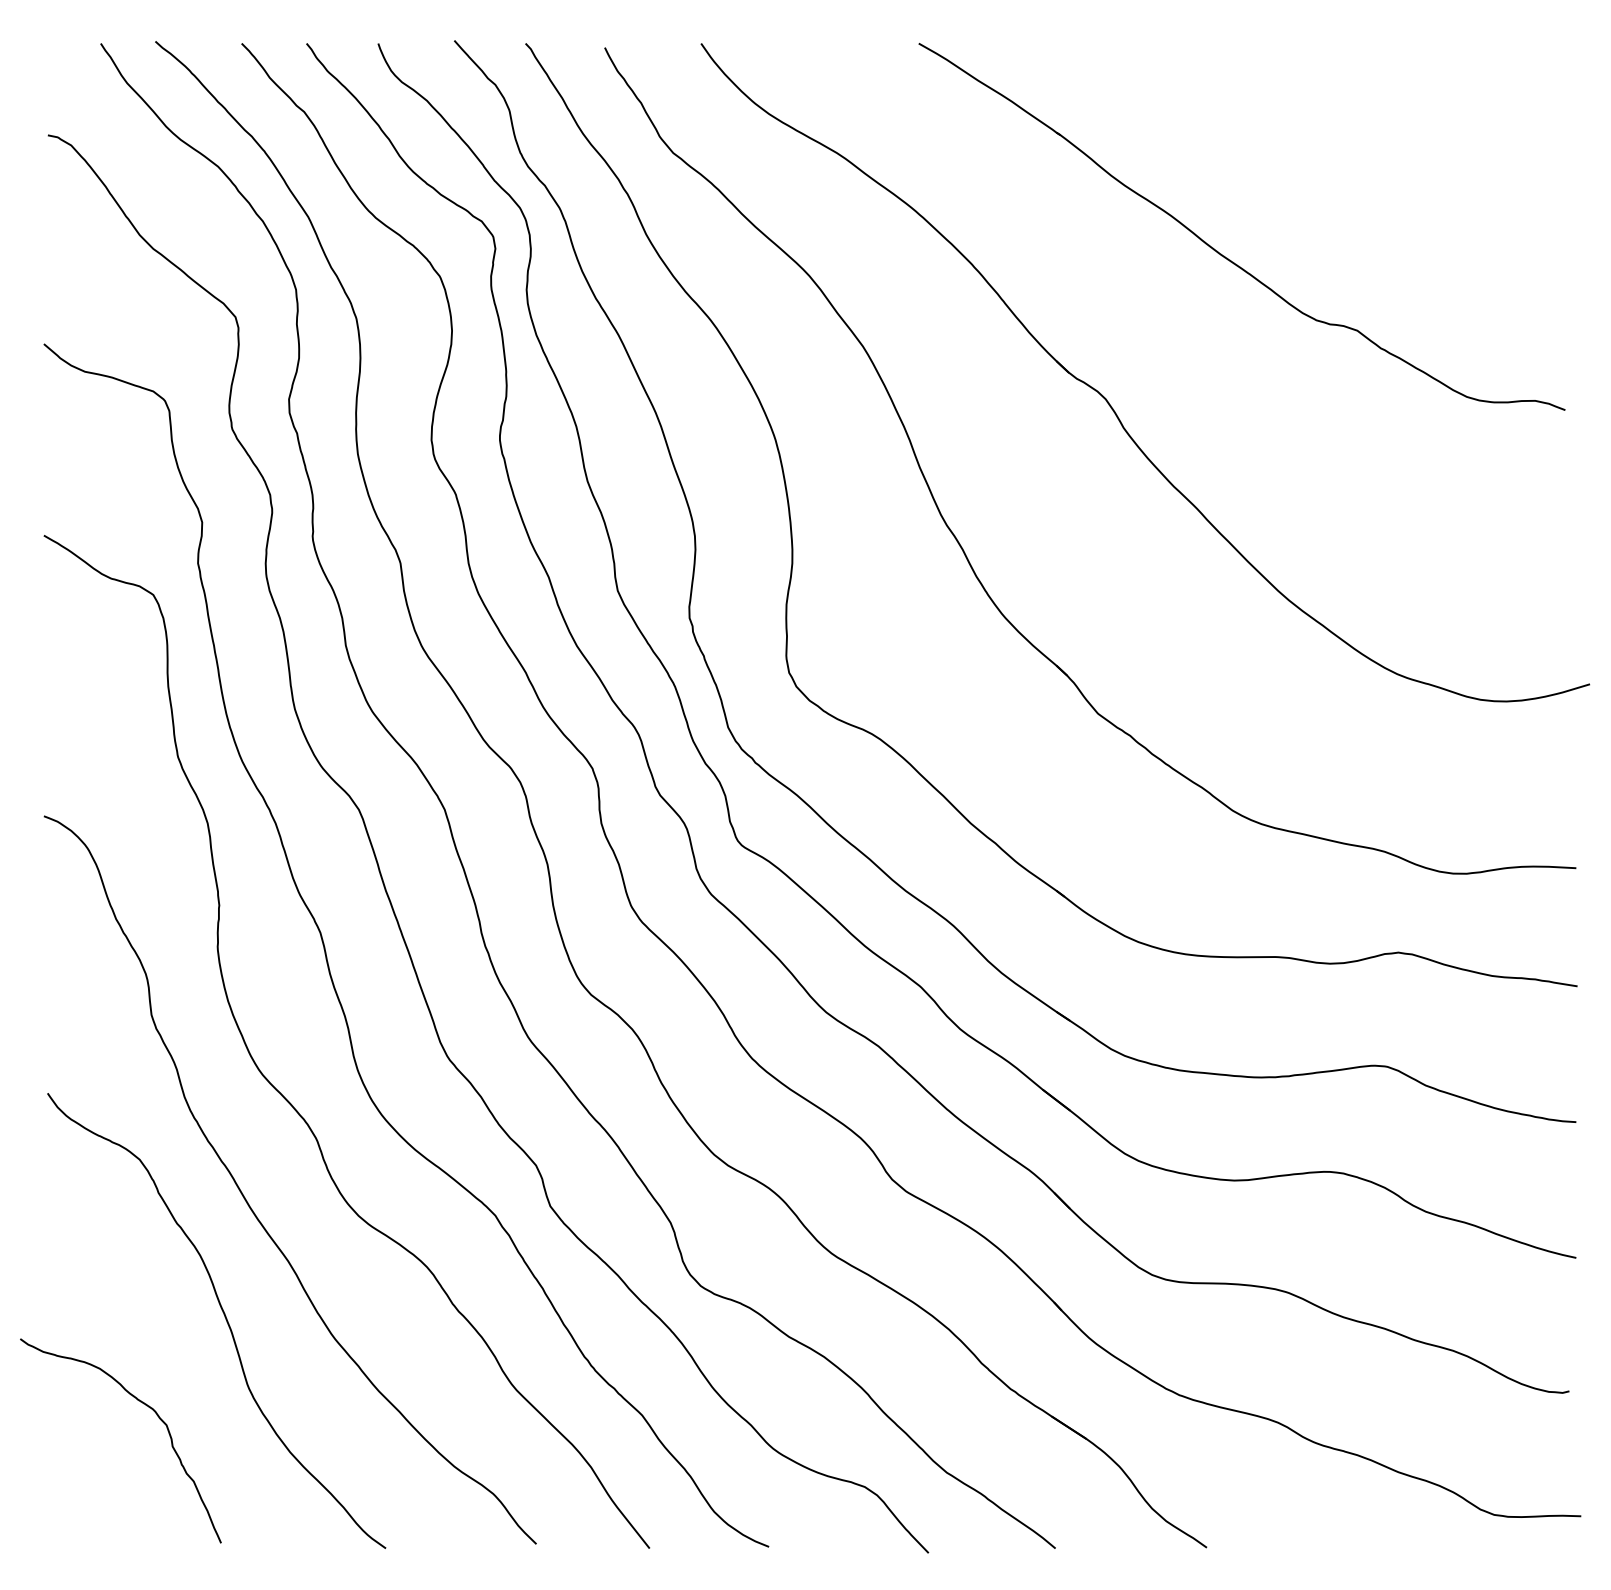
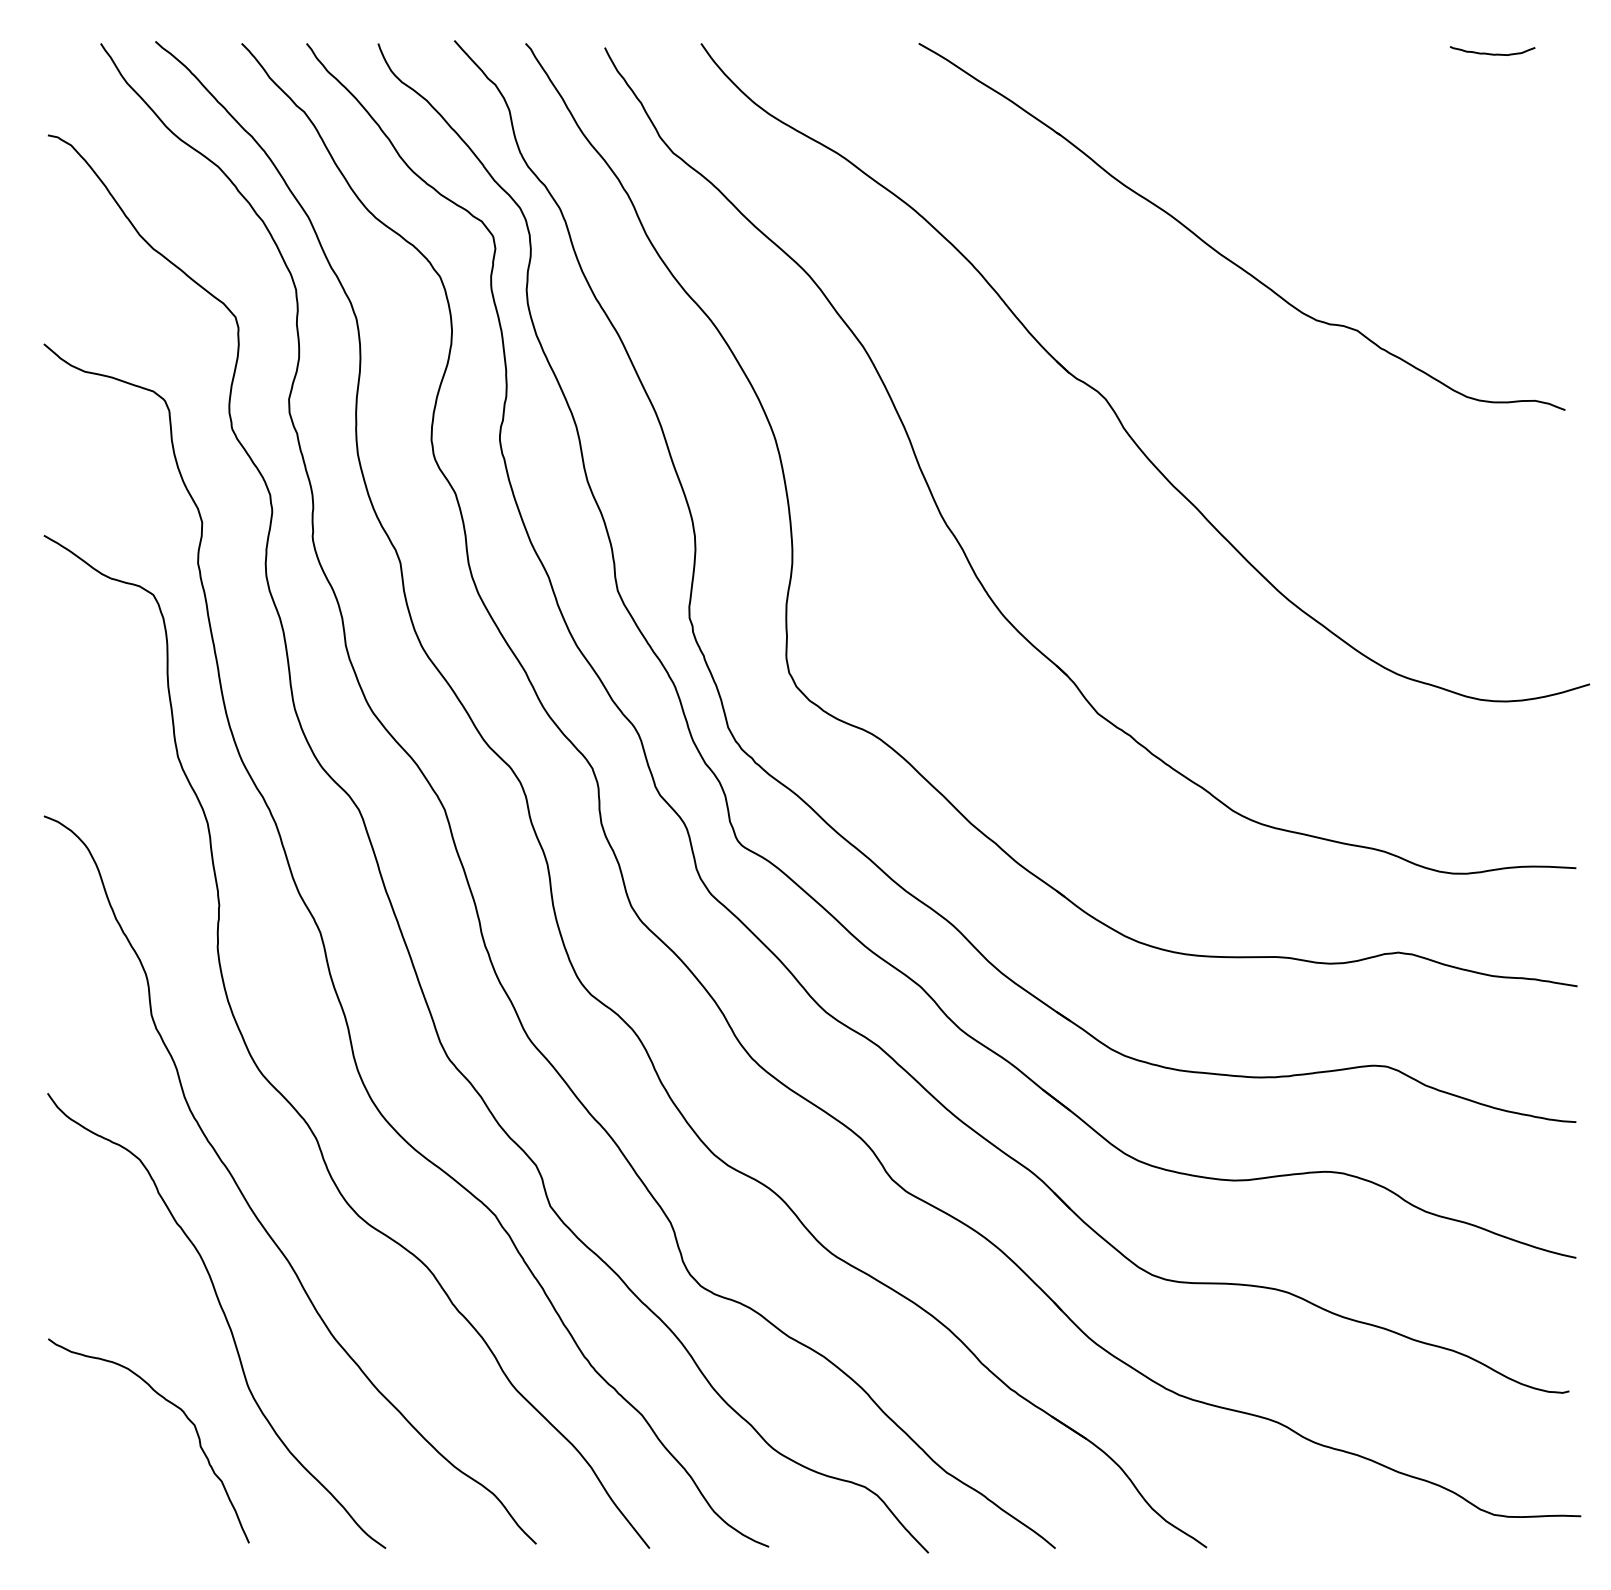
curve: none -> present (1492, 53)
curve position: (143, 1404) -> (171, 1404) (171, 1404)
